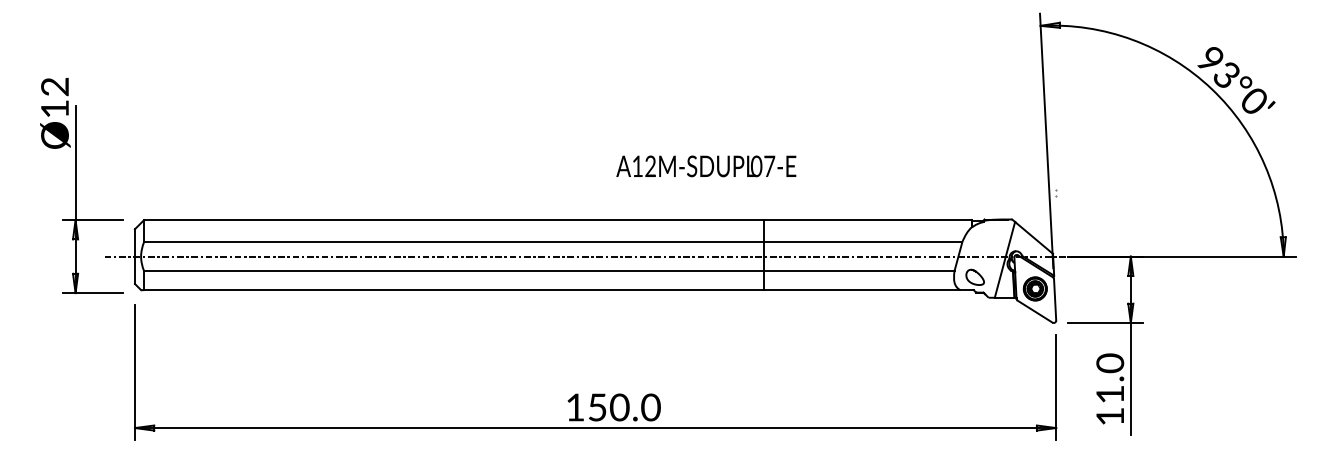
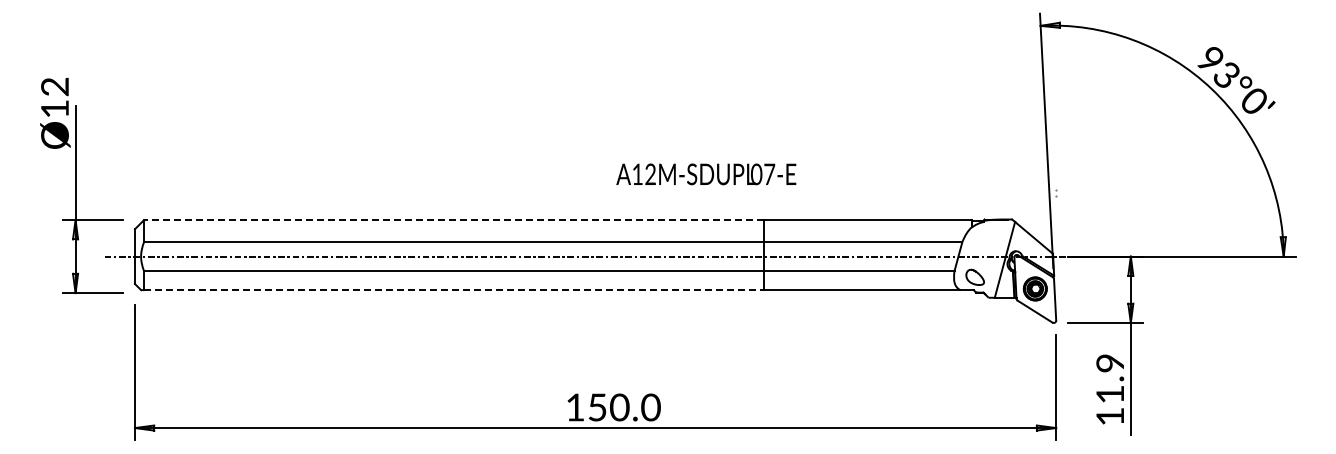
text position: (706, 166) -> (706, 174) (706, 174)
line: solid -> dashed (453, 220)
line: solid -> dashed (454, 290)
text: 11.0 -> 11.9 (1110, 363)
